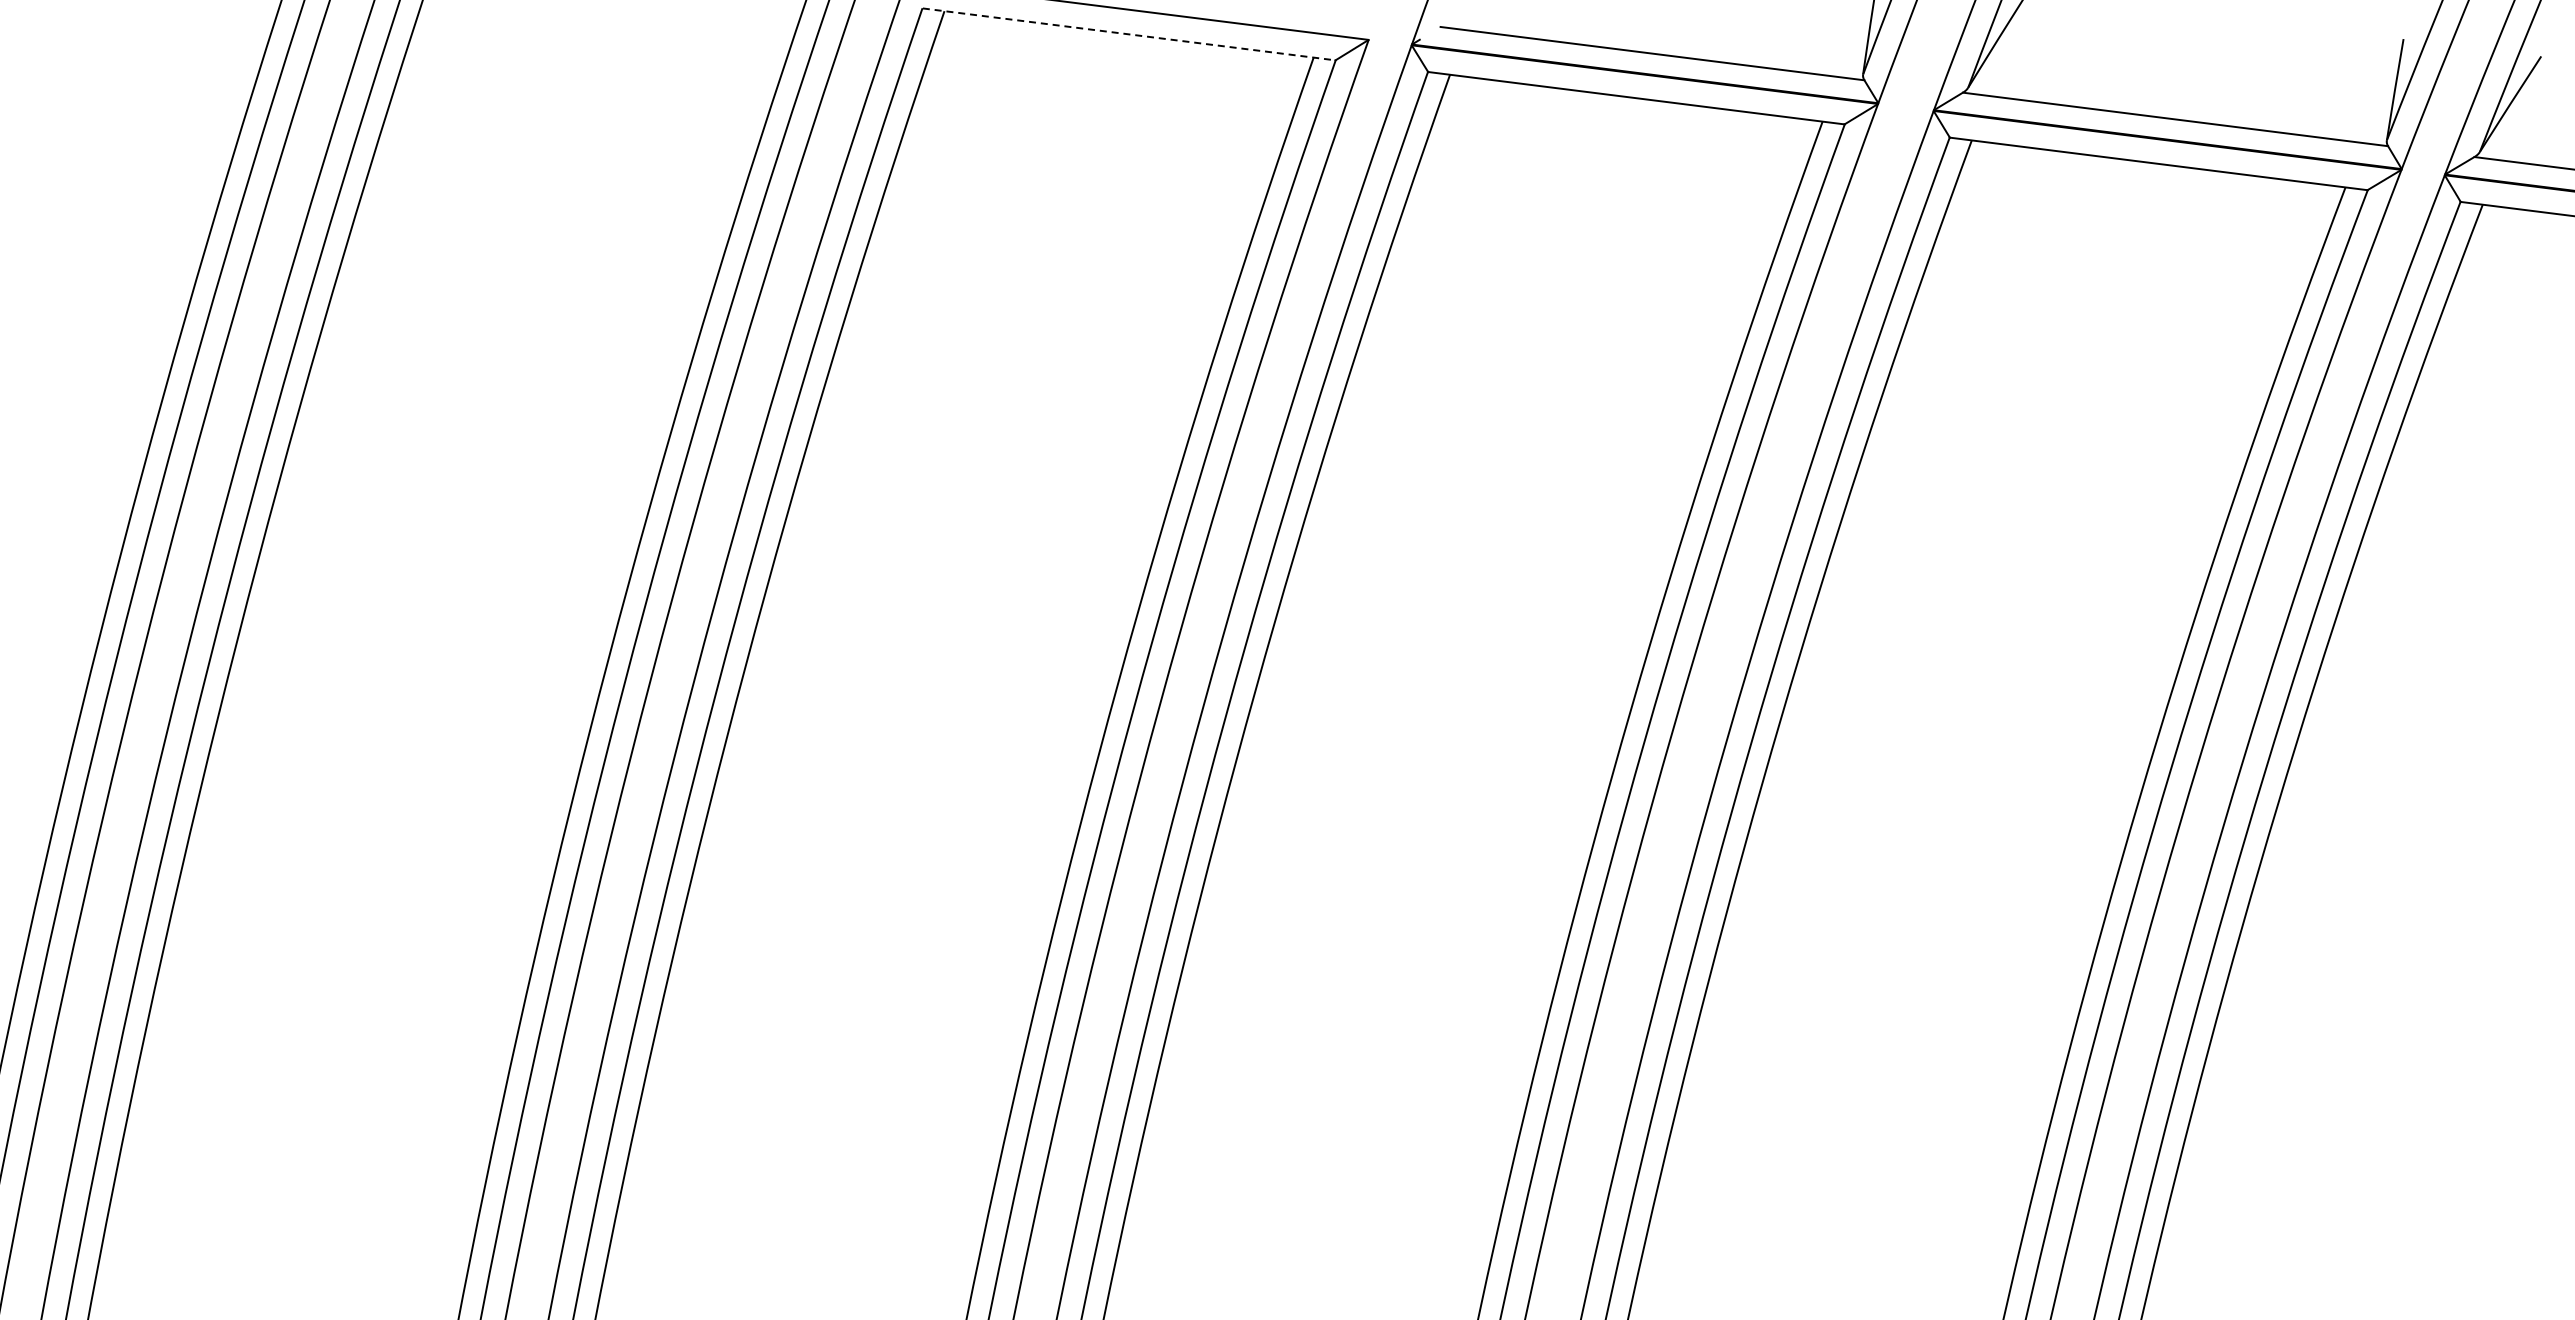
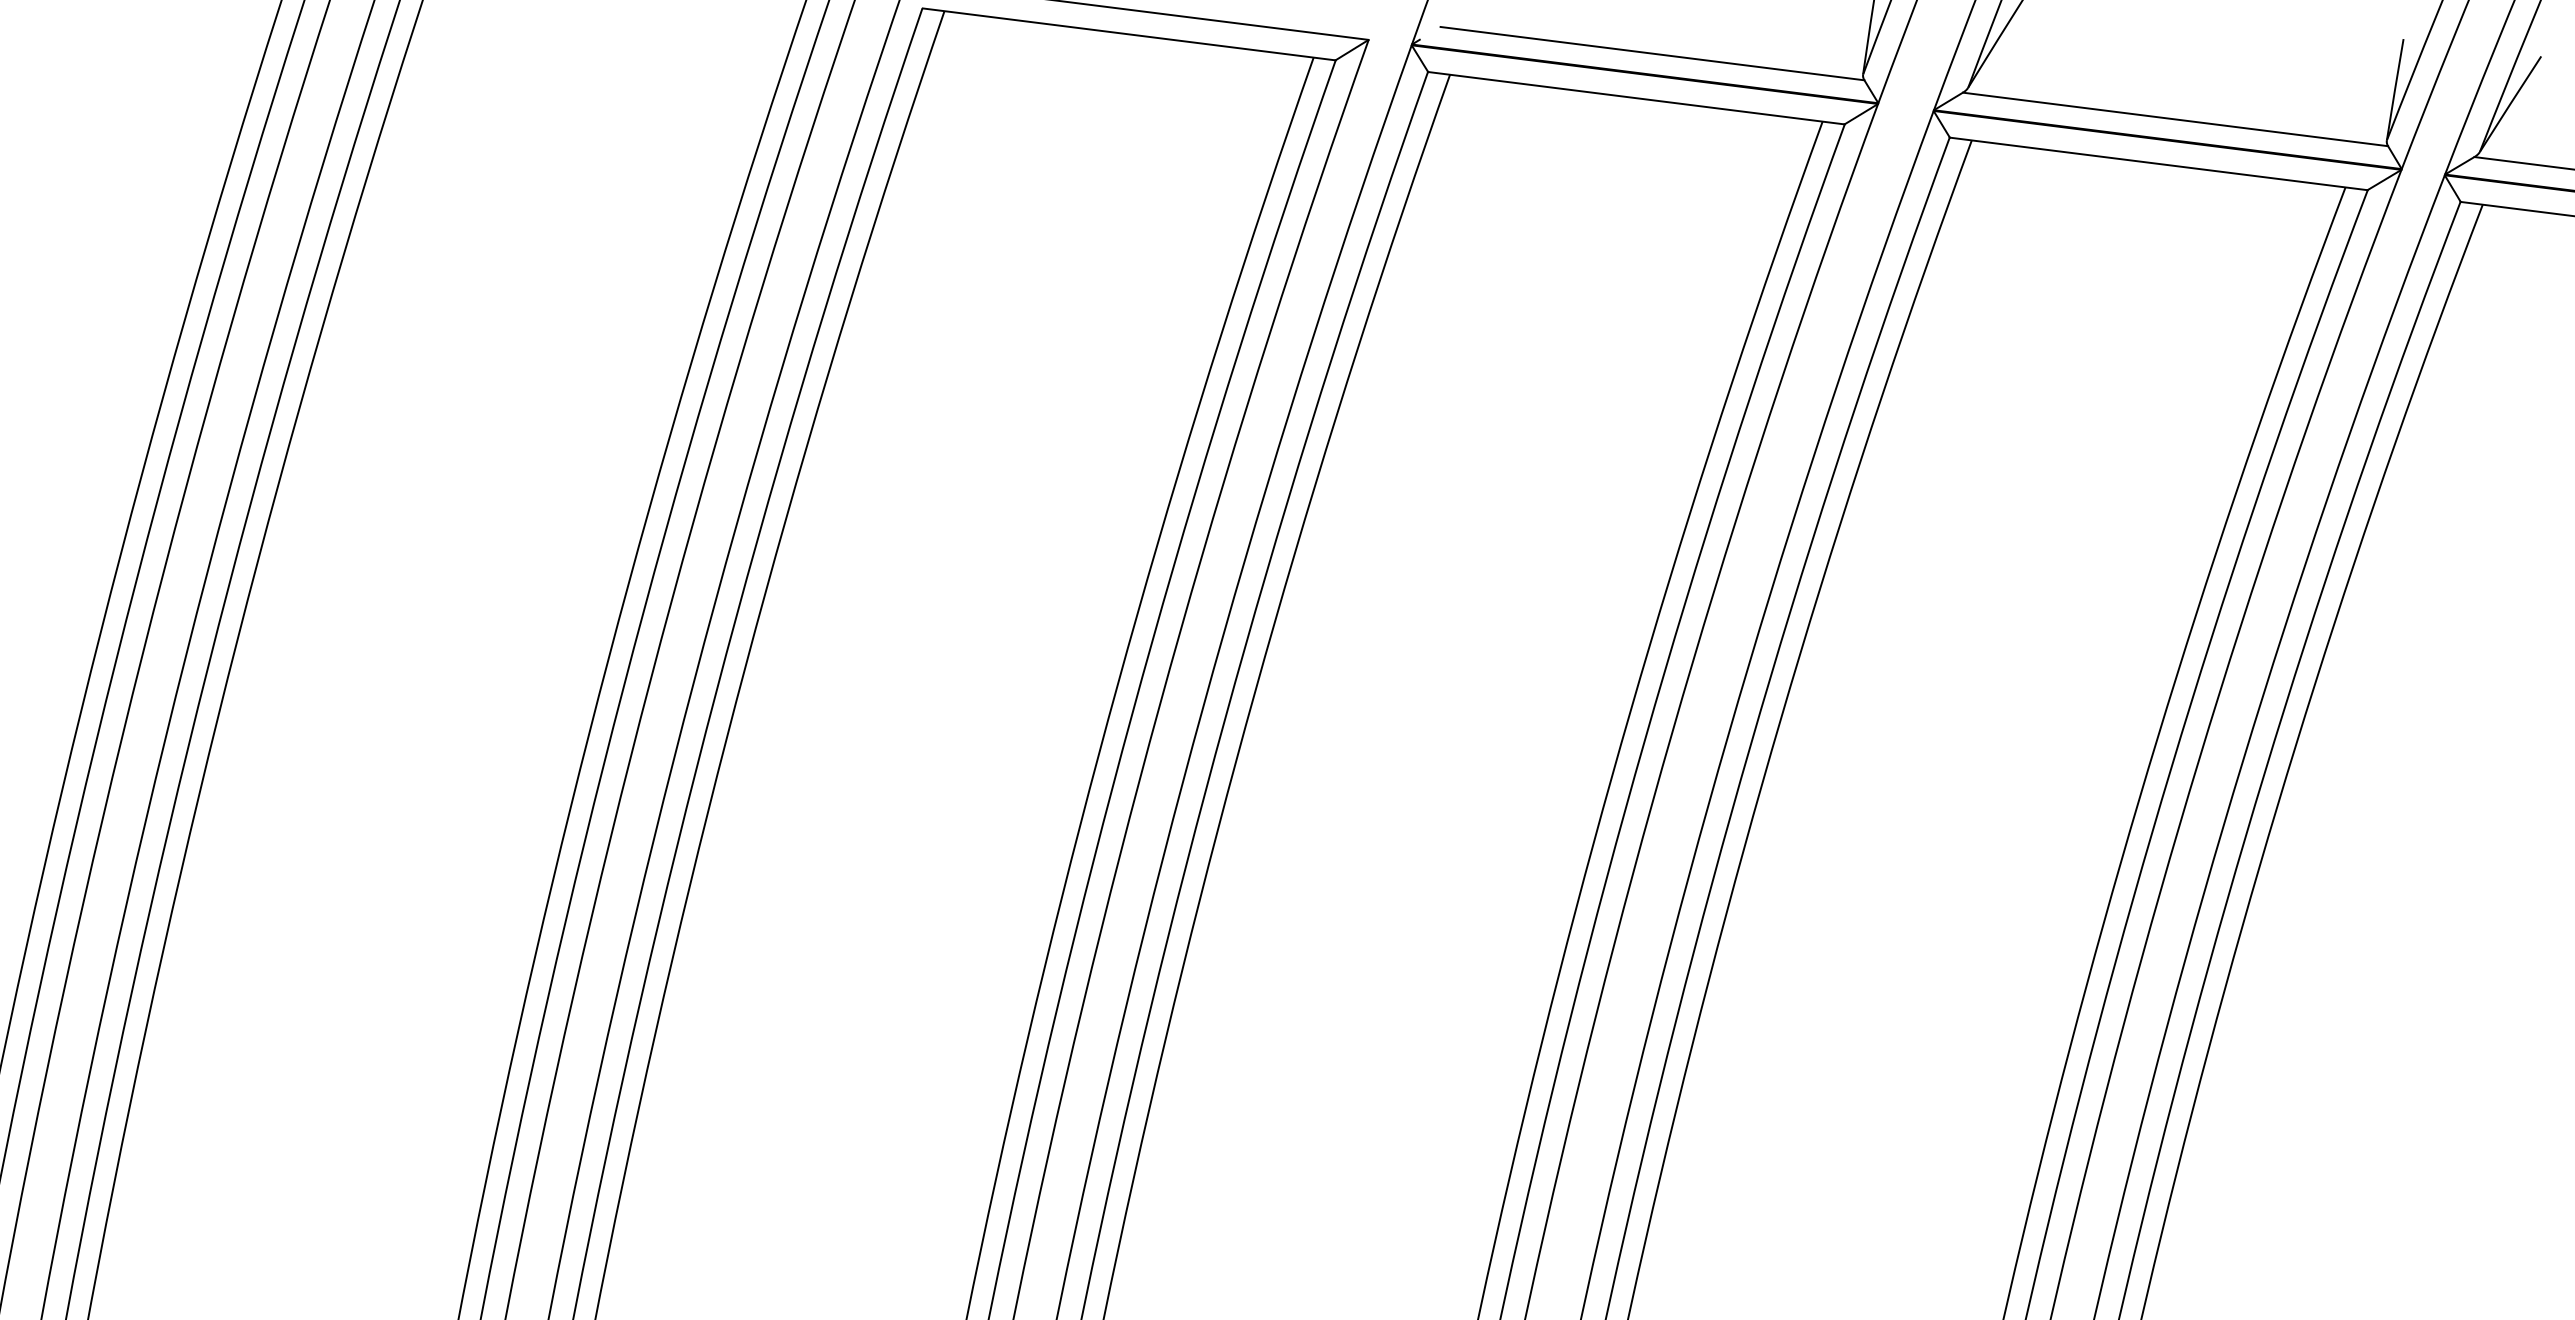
line: dashed -> solid (1129, 34)
